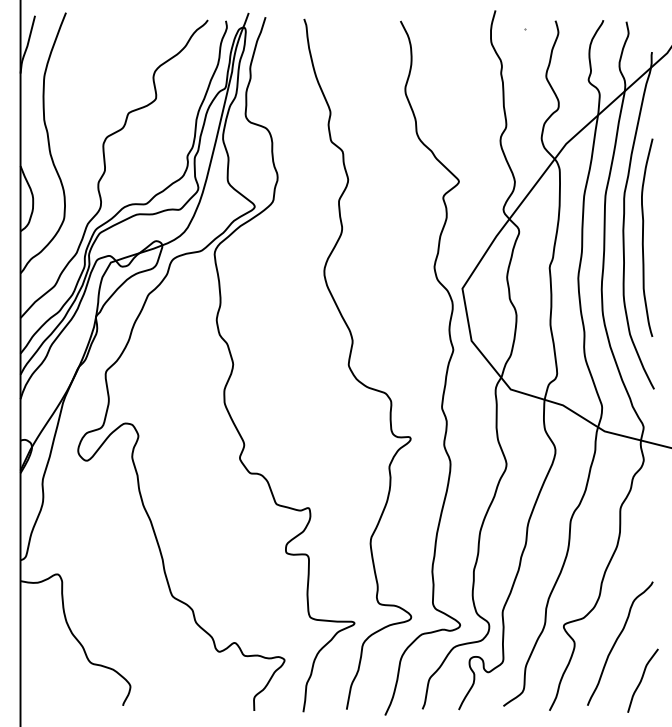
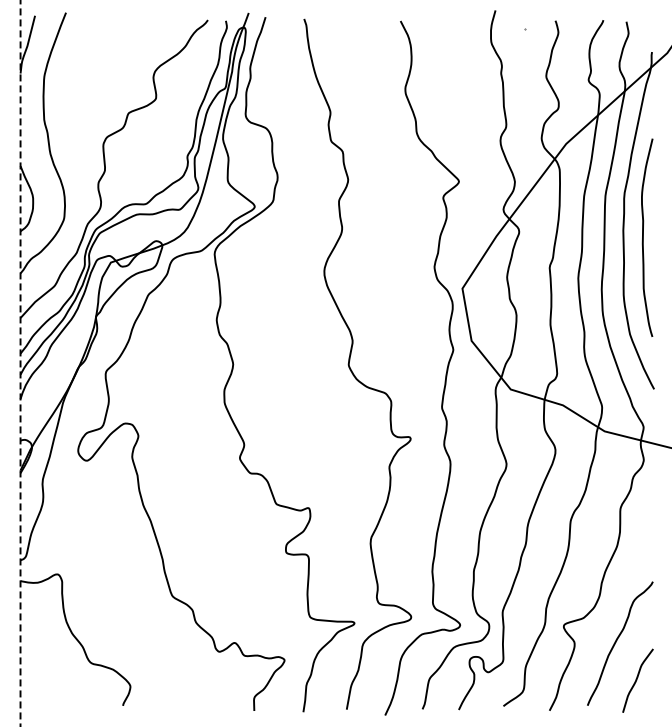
line: solid -> dashed (20, 363)
curve position: (642, 680) -> (637, 680) (637, 680)
